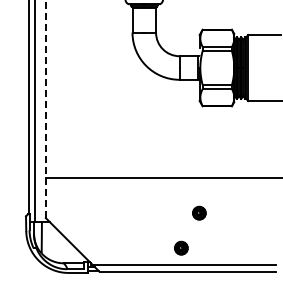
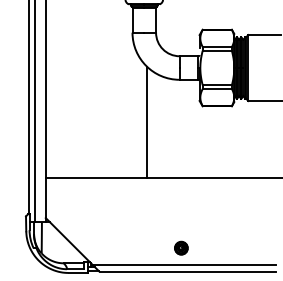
line: dashed -> solid (45, 111)
line: none -> present (147, 121)
part: present -> none (199, 212)
